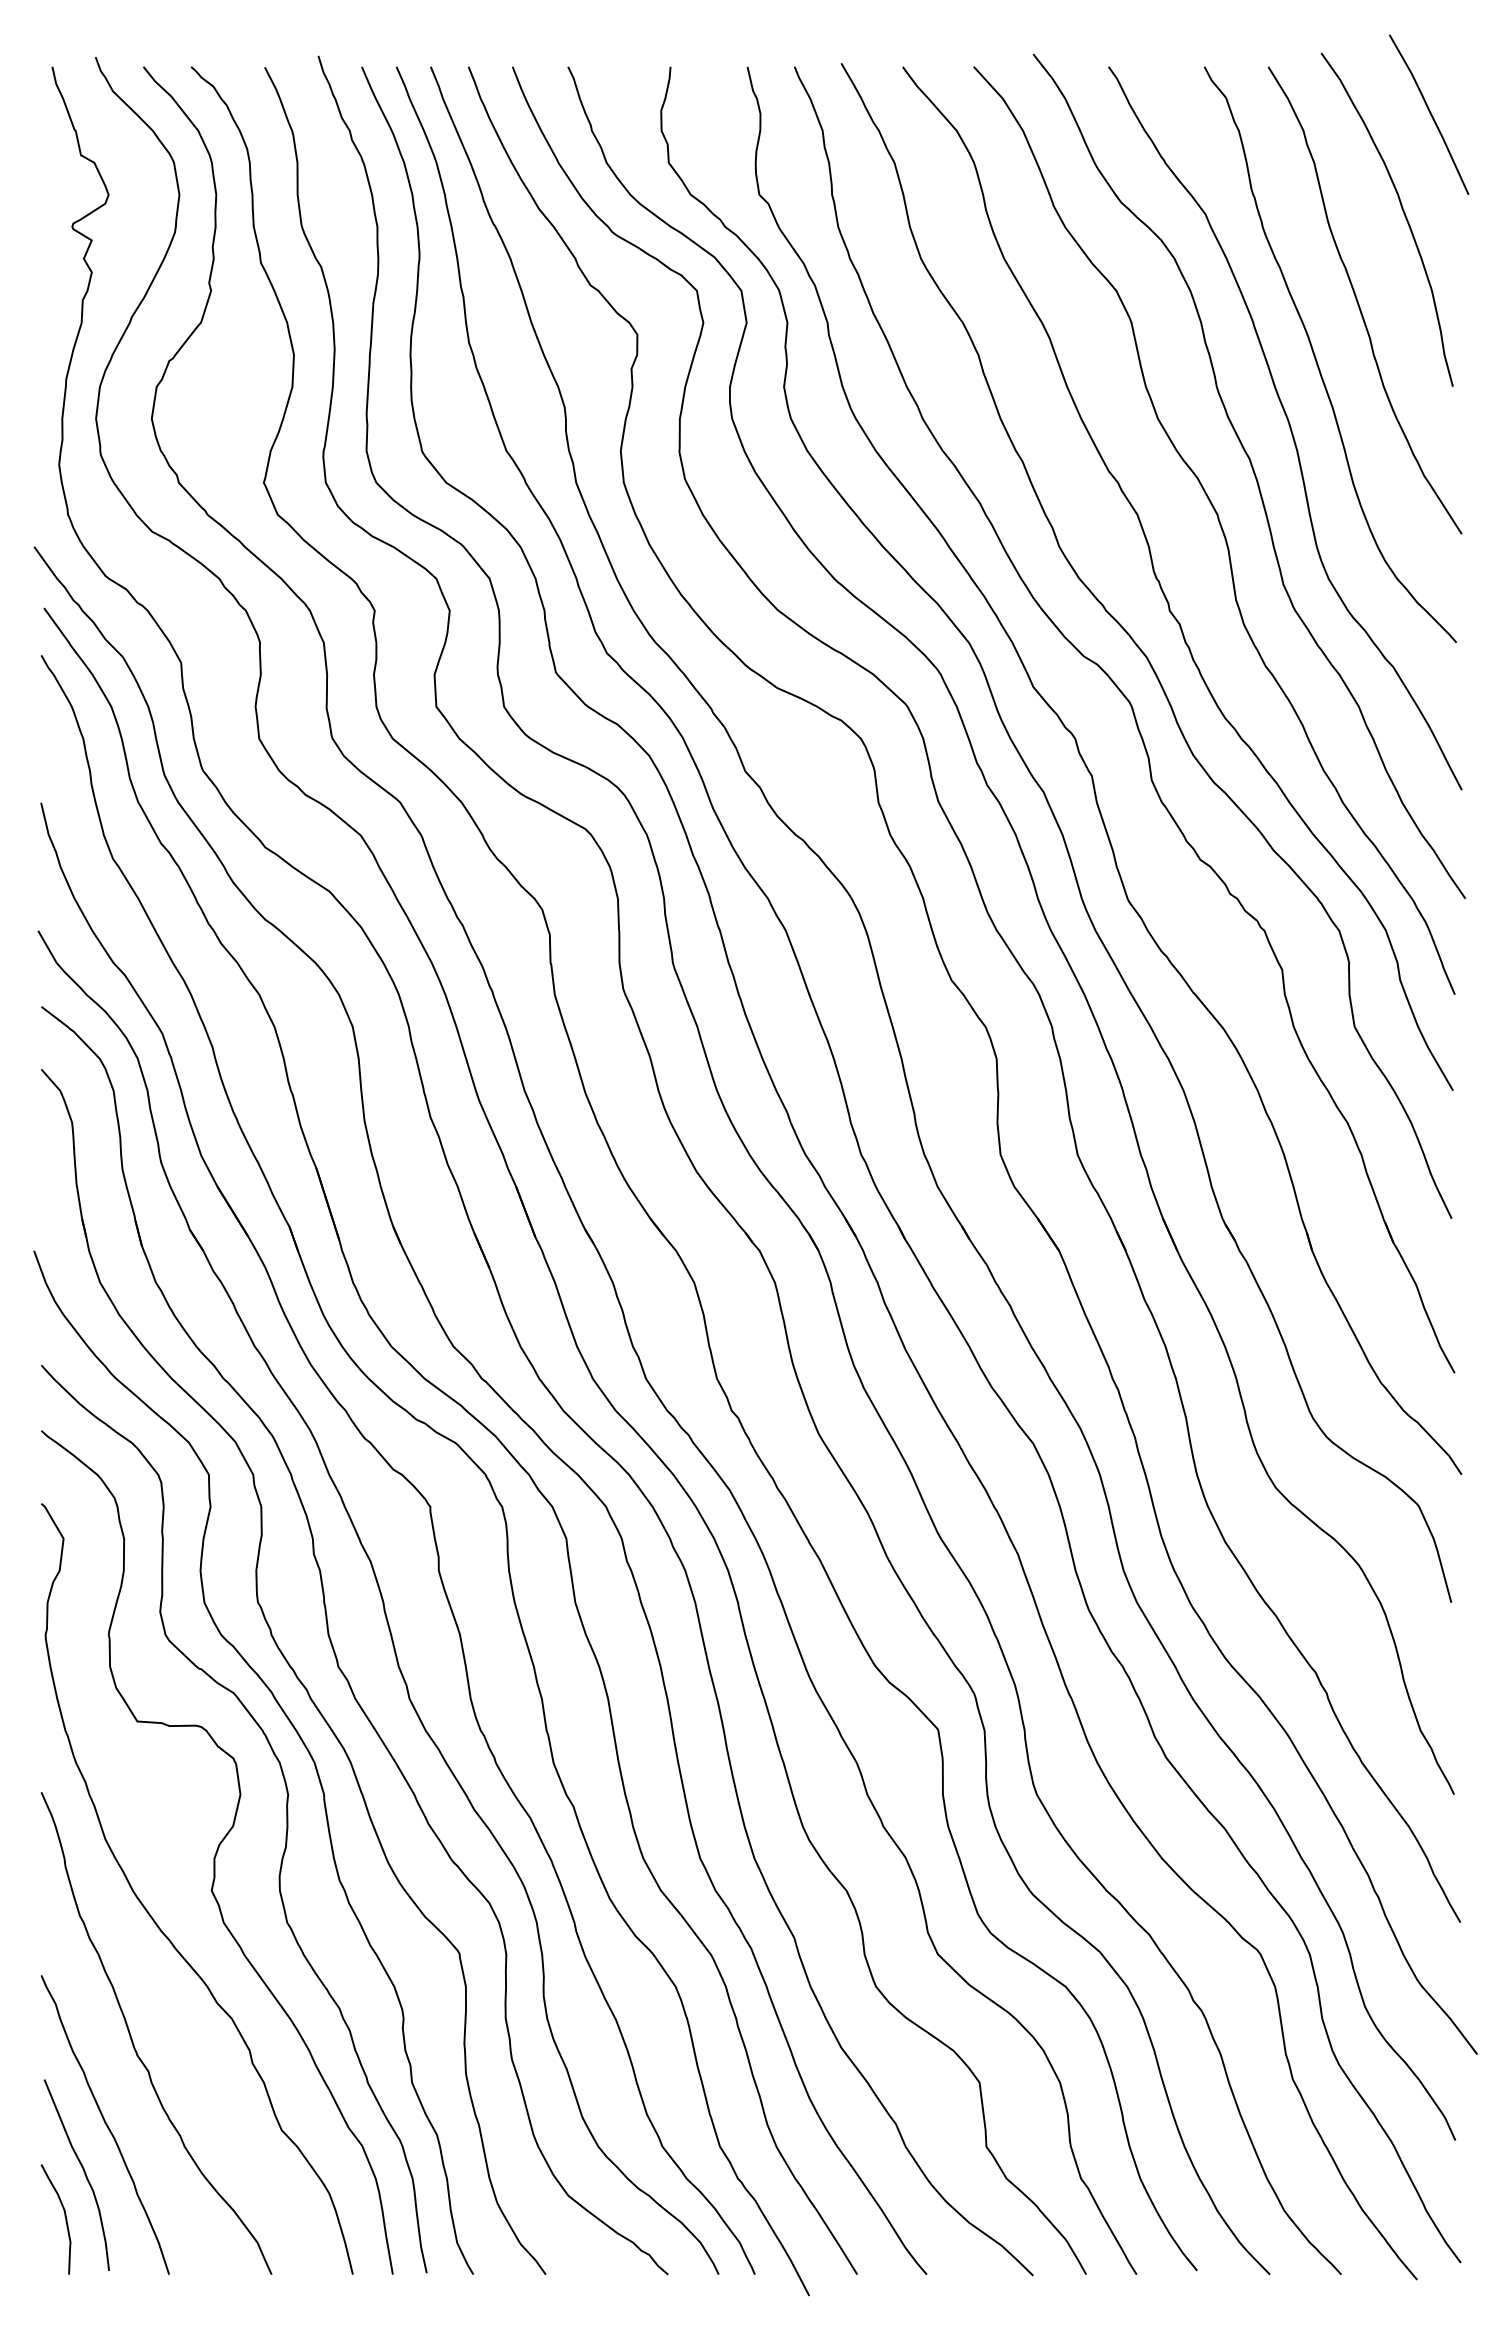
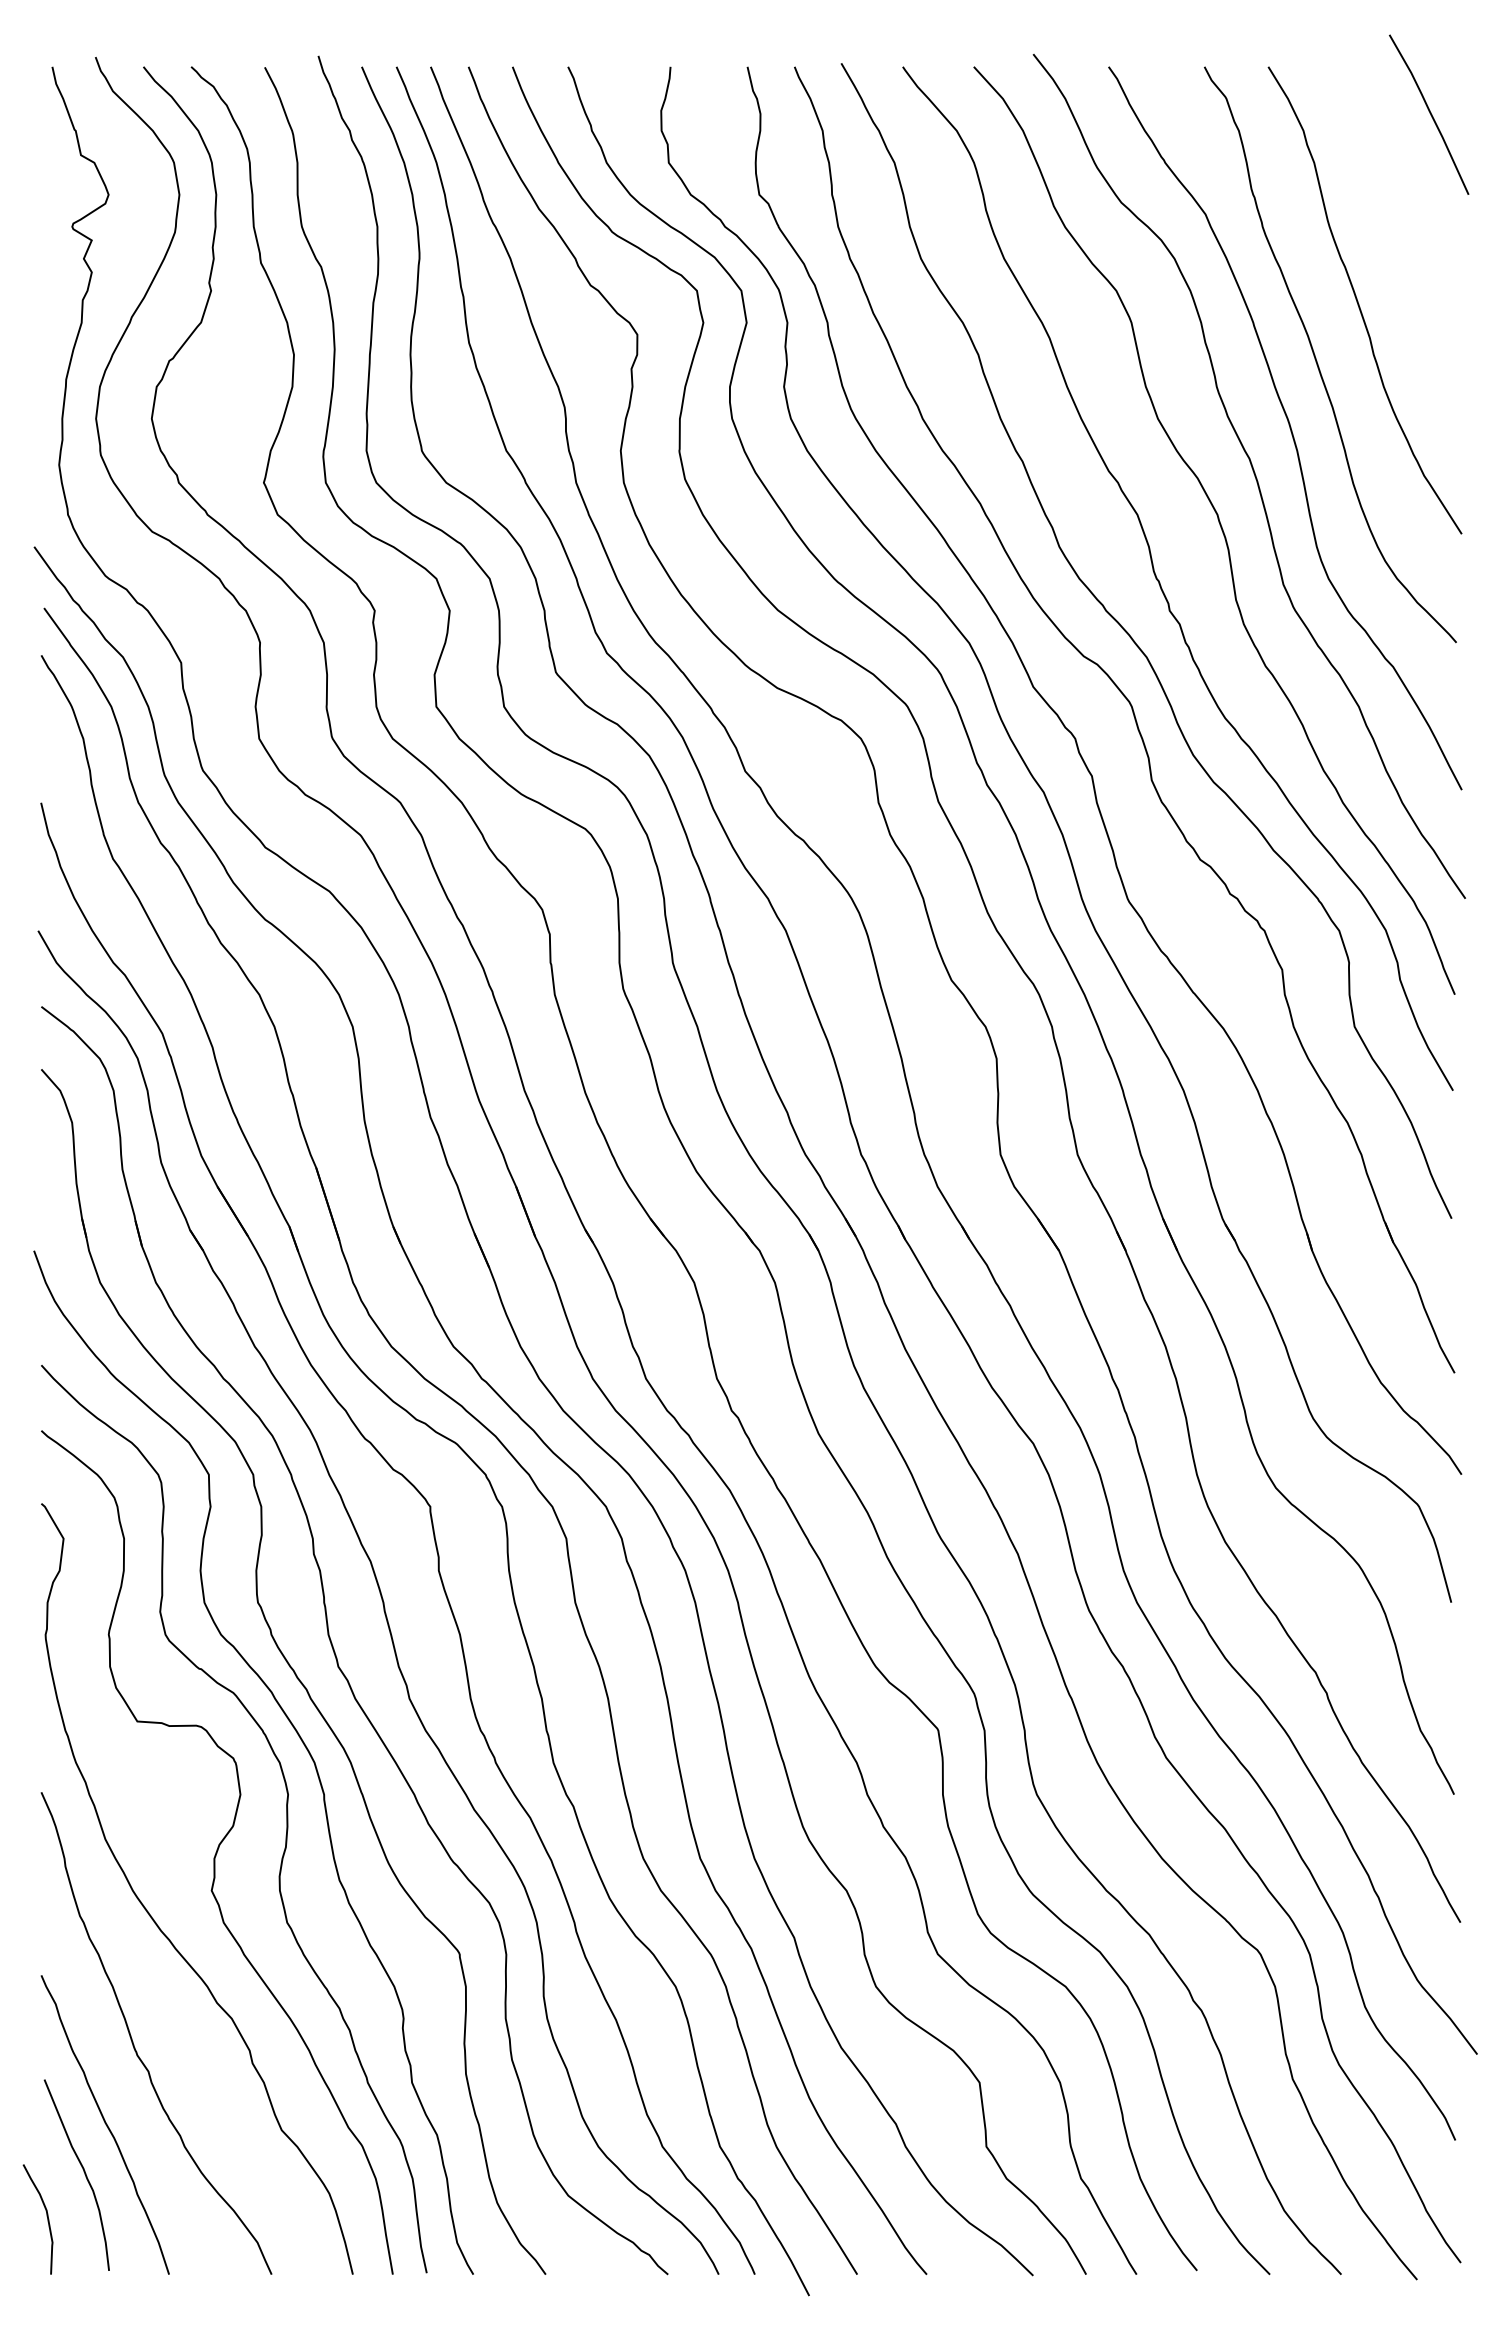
curve: present -> none (1403, 214)
curve position: (64, 2216) -> (46, 2216) (46, 2216)
